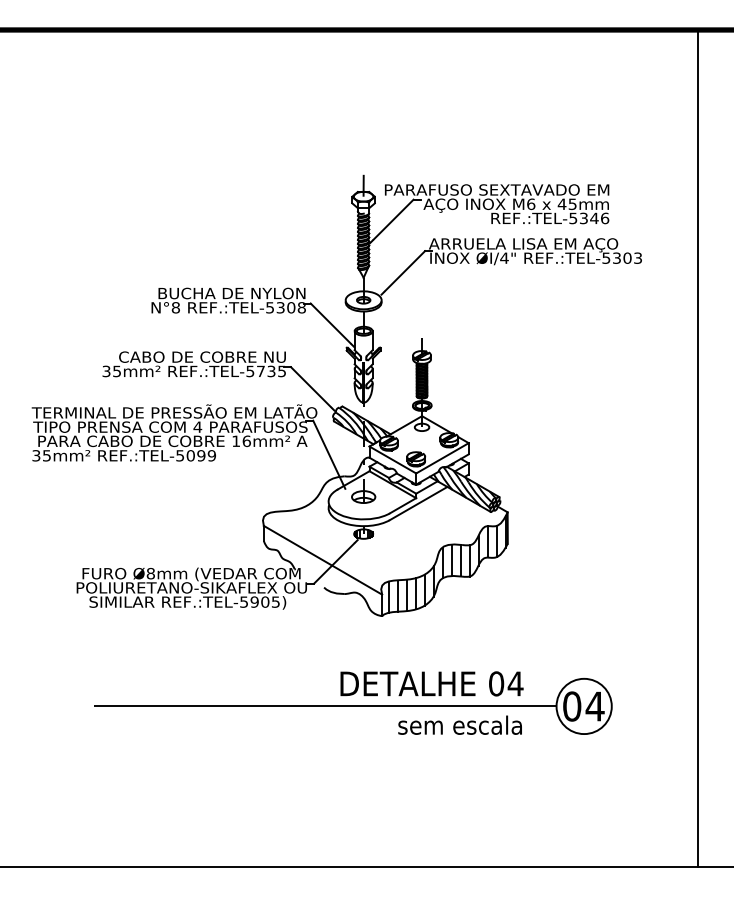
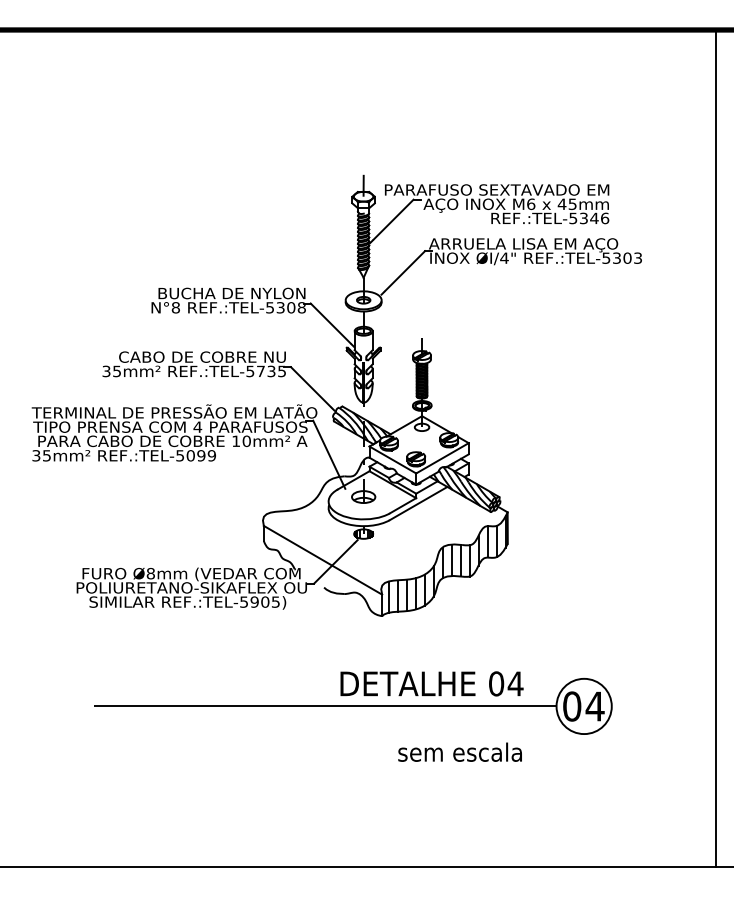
text: 16mm² -> 10mm² (246, 440)
line position: (697, 447) -> (715, 447) (715, 447)
text position: (459, 724) -> (459, 751) (459, 751)
